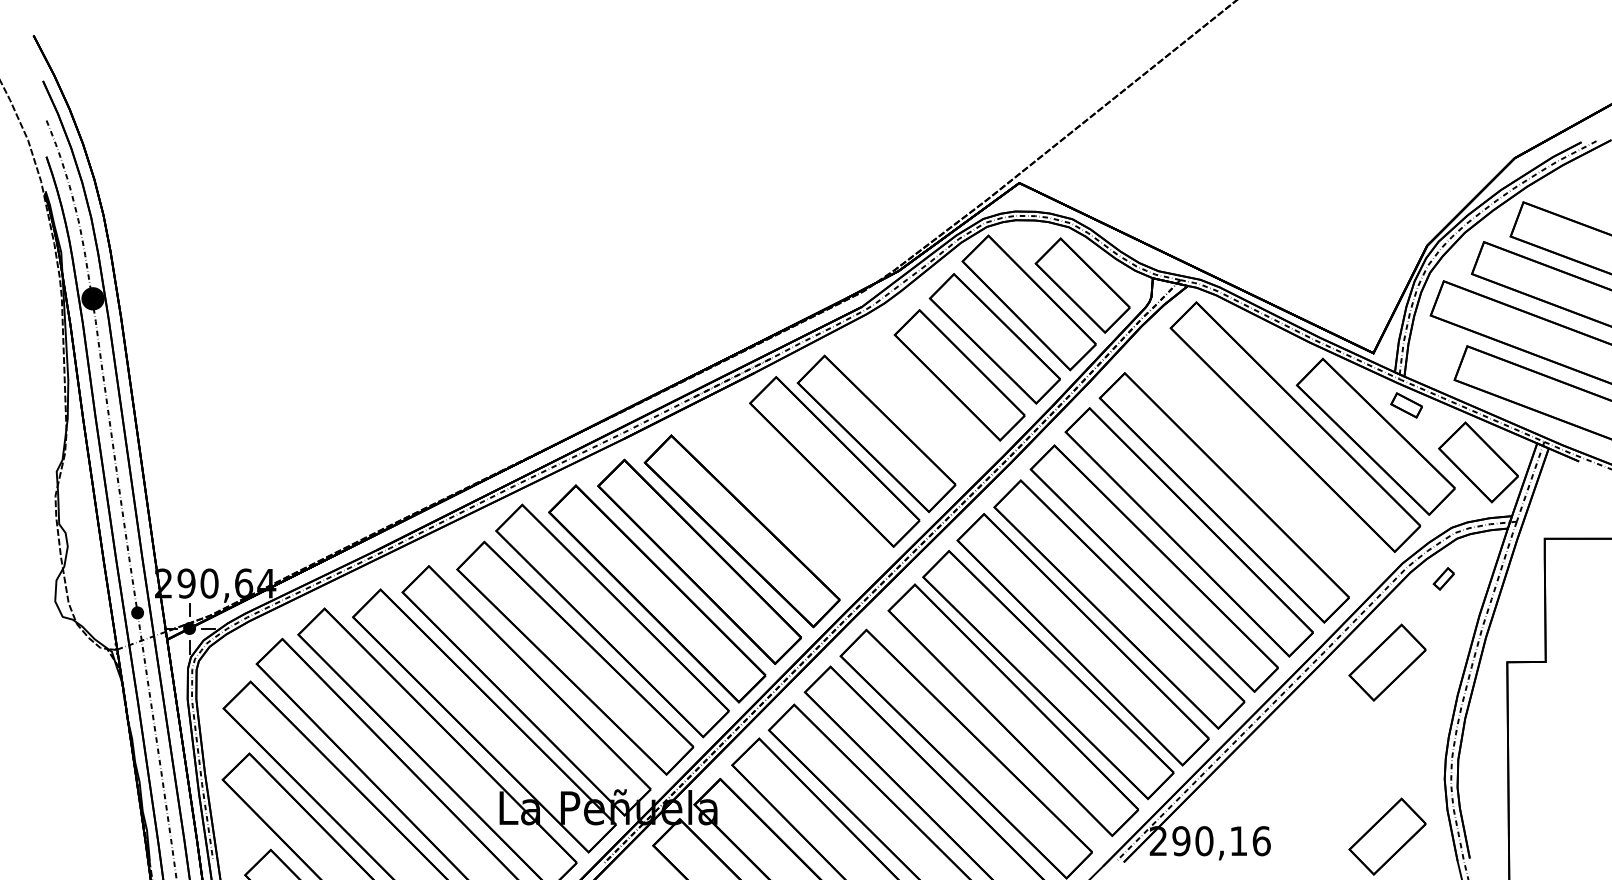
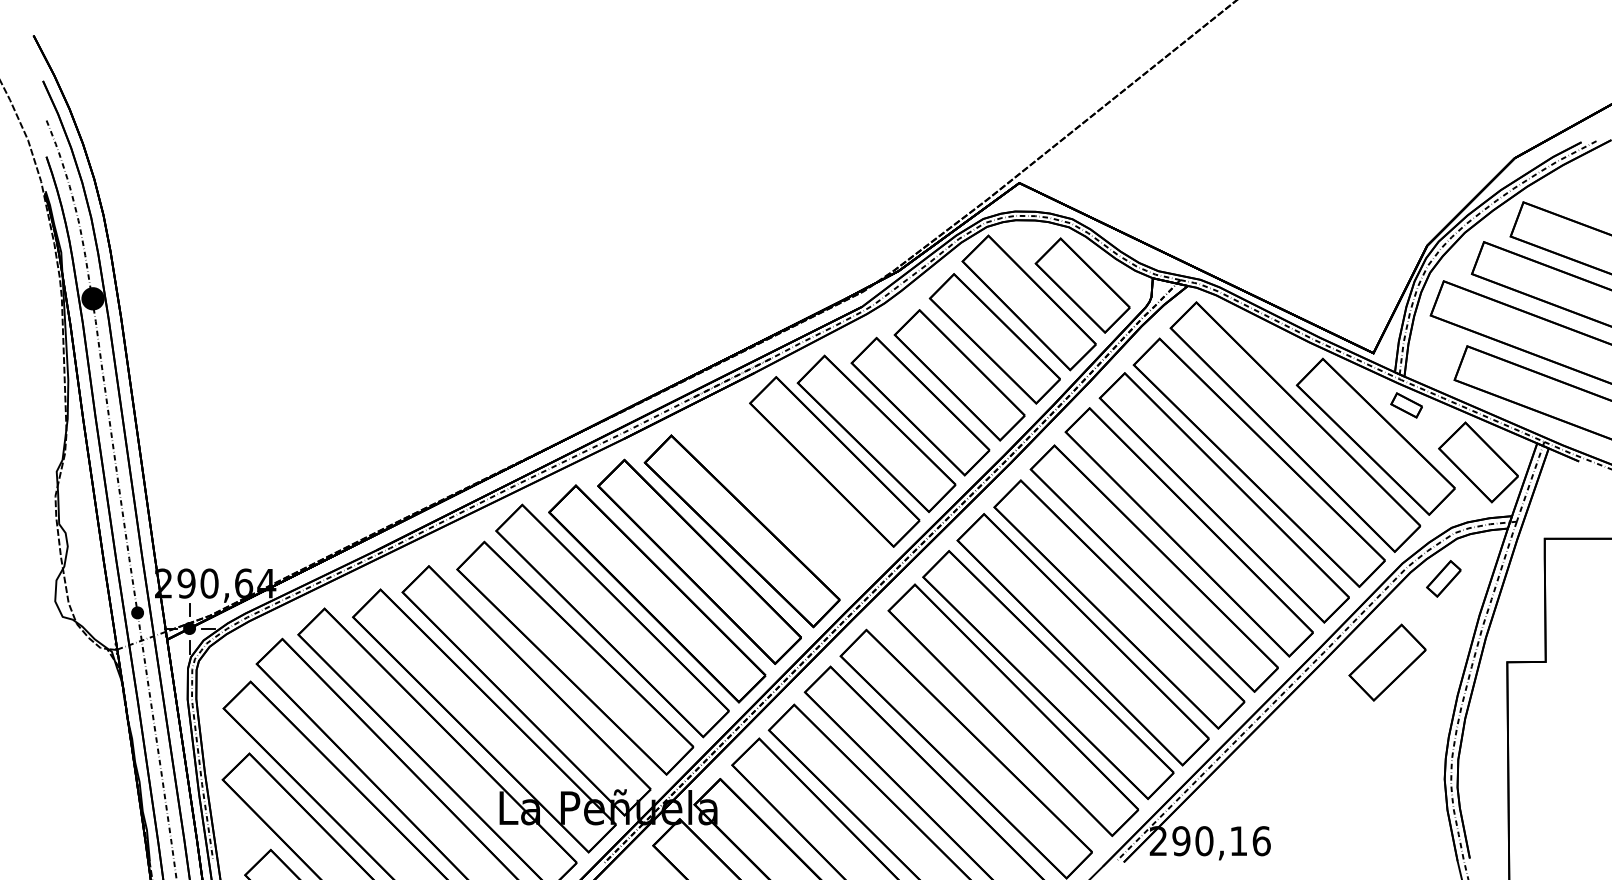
part: none -> present (920, 406)
part: none -> present (1258, 462)
part size: 23x24 px -> 36x38 px (1443, 578)
part: present -> none (1387, 836)
